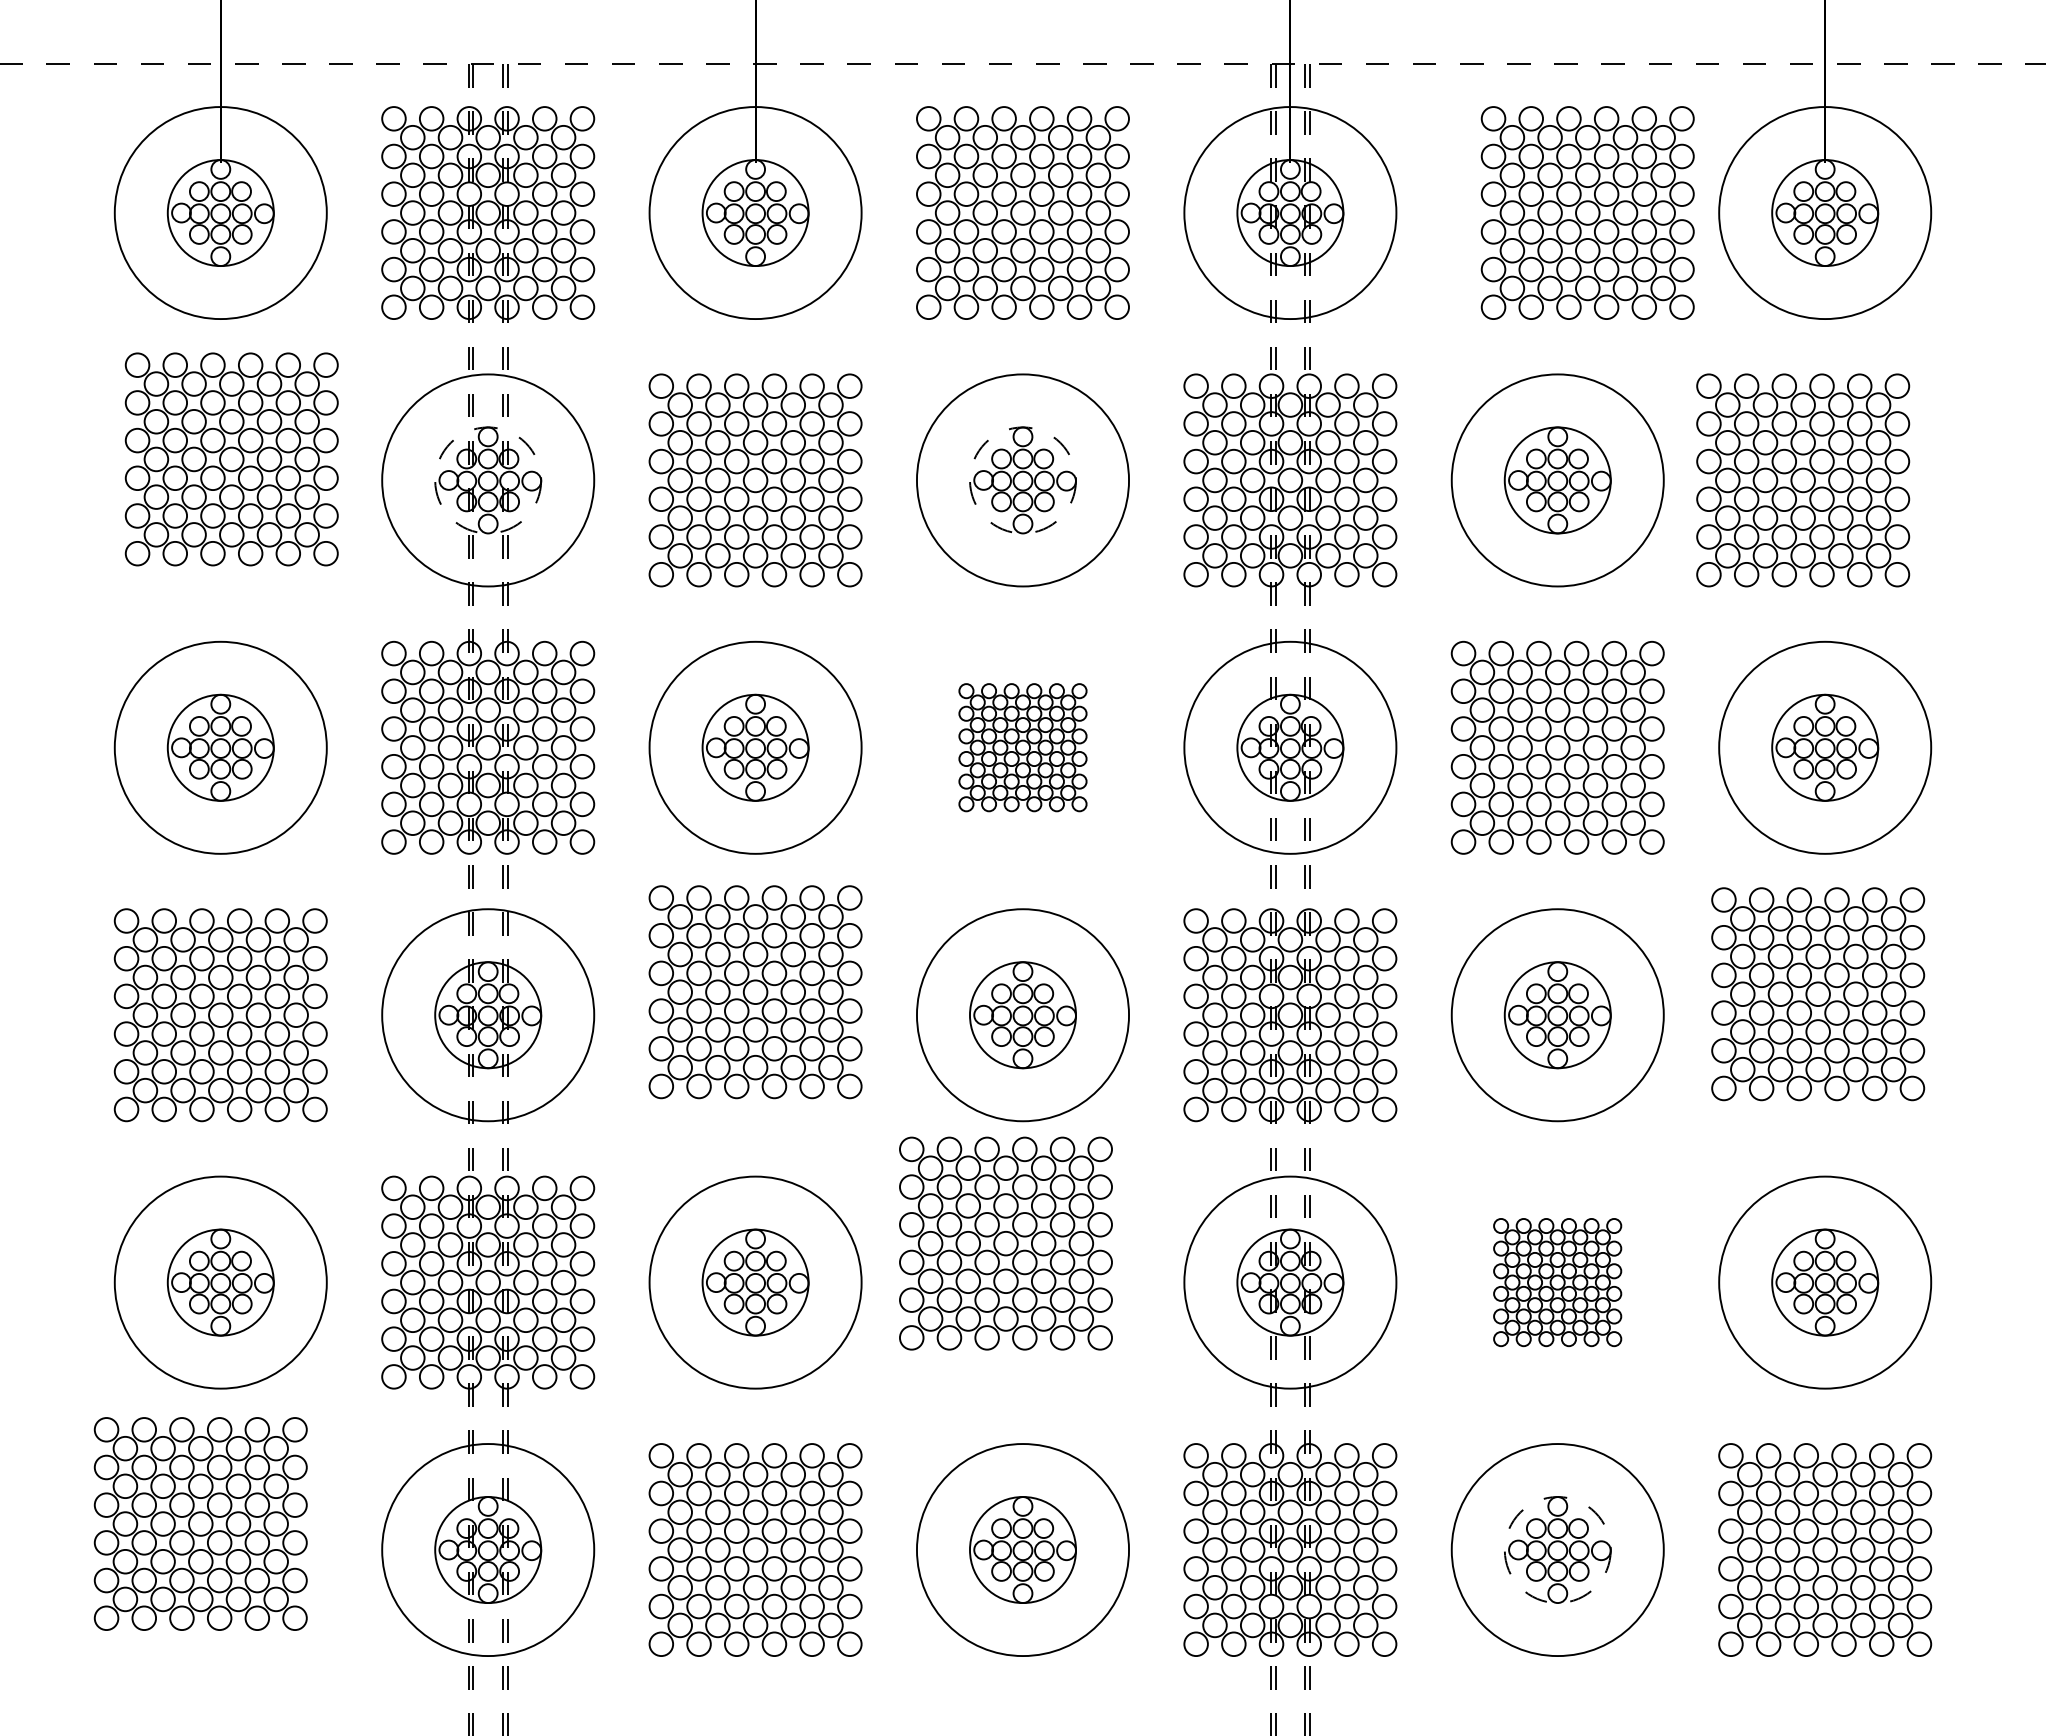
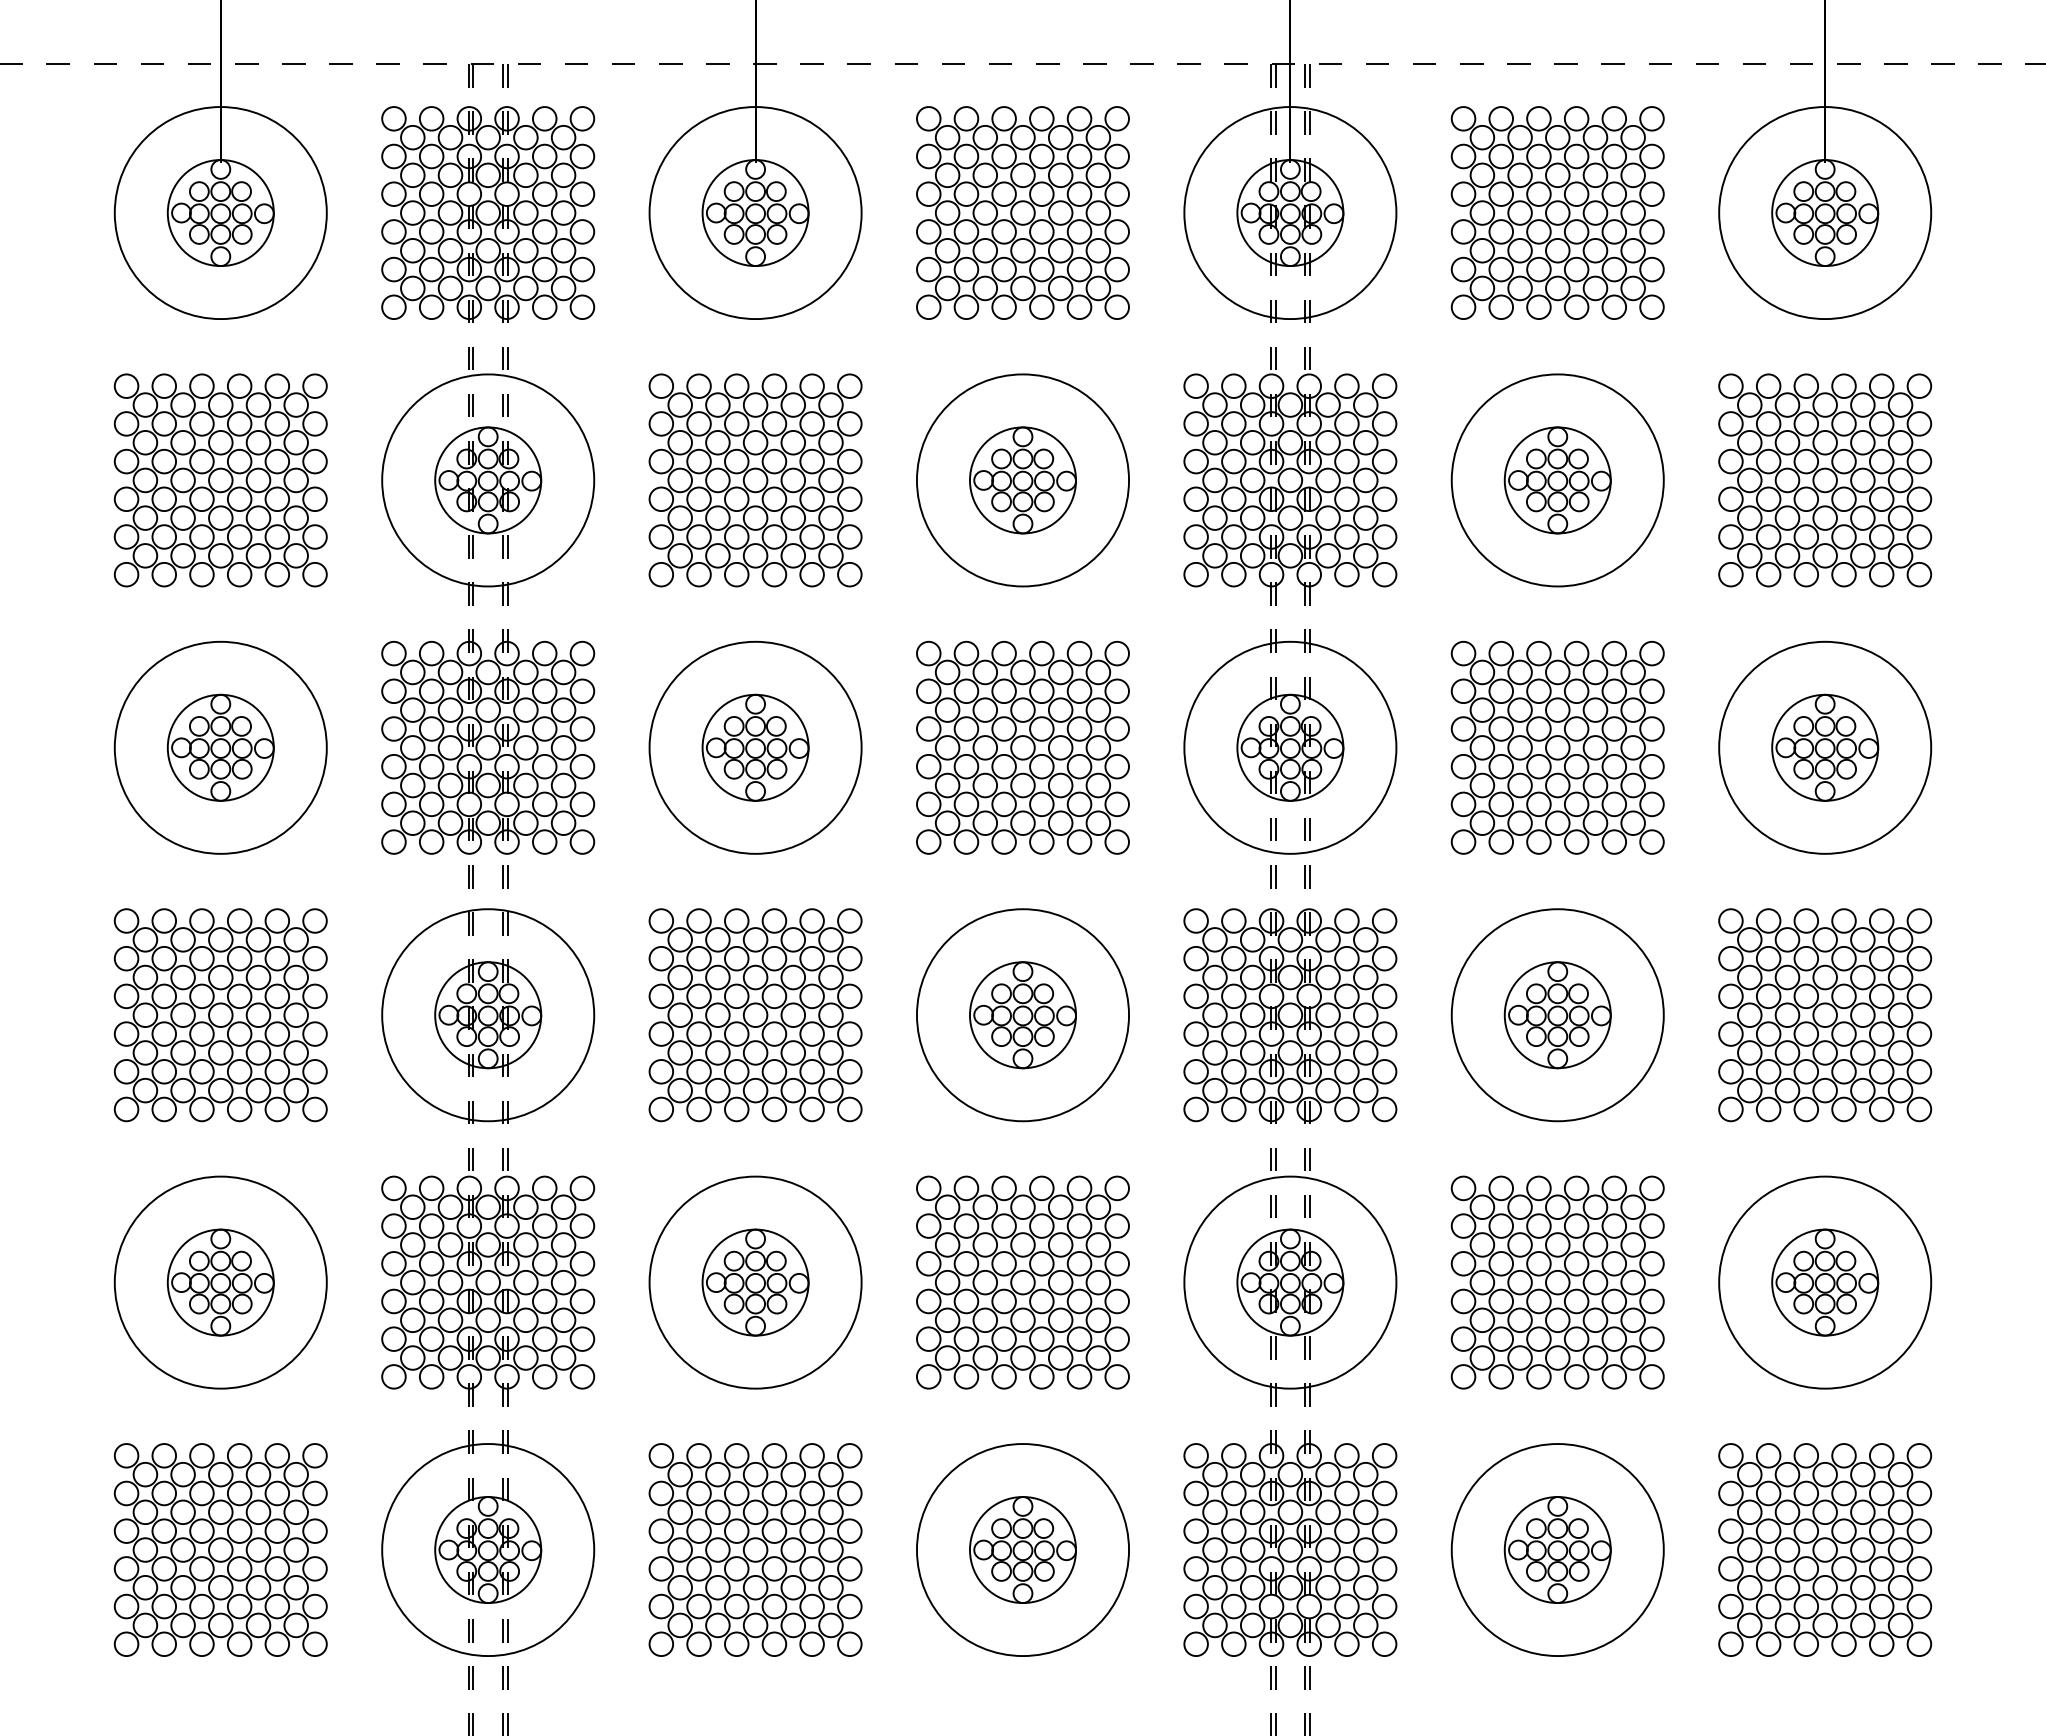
part position: (1587, 212) -> (1557, 212) (1557, 212)
part position: (231, 459) -> (220, 480) (220, 480)
circle: dashed -> solid (488, 480)
circle: dashed -> solid (1022, 480)
part position: (1803, 480) -> (1825, 480) (1825, 480)
part size: 130x130 px -> 214x215 px (1022, 747)
part position: (755, 992) -> (755, 1015) (755, 1015)
part position: (1818, 994) -> (1825, 1015) (1825, 1015)
part position: (1005, 1243) -> (1022, 1282) (1022, 1282)
part size: 130x130 px -> 215x215 px (1557, 1282)
part position: (200, 1523) -> (220, 1549) (220, 1549)
circle: dashed -> solid (1557, 1550)
